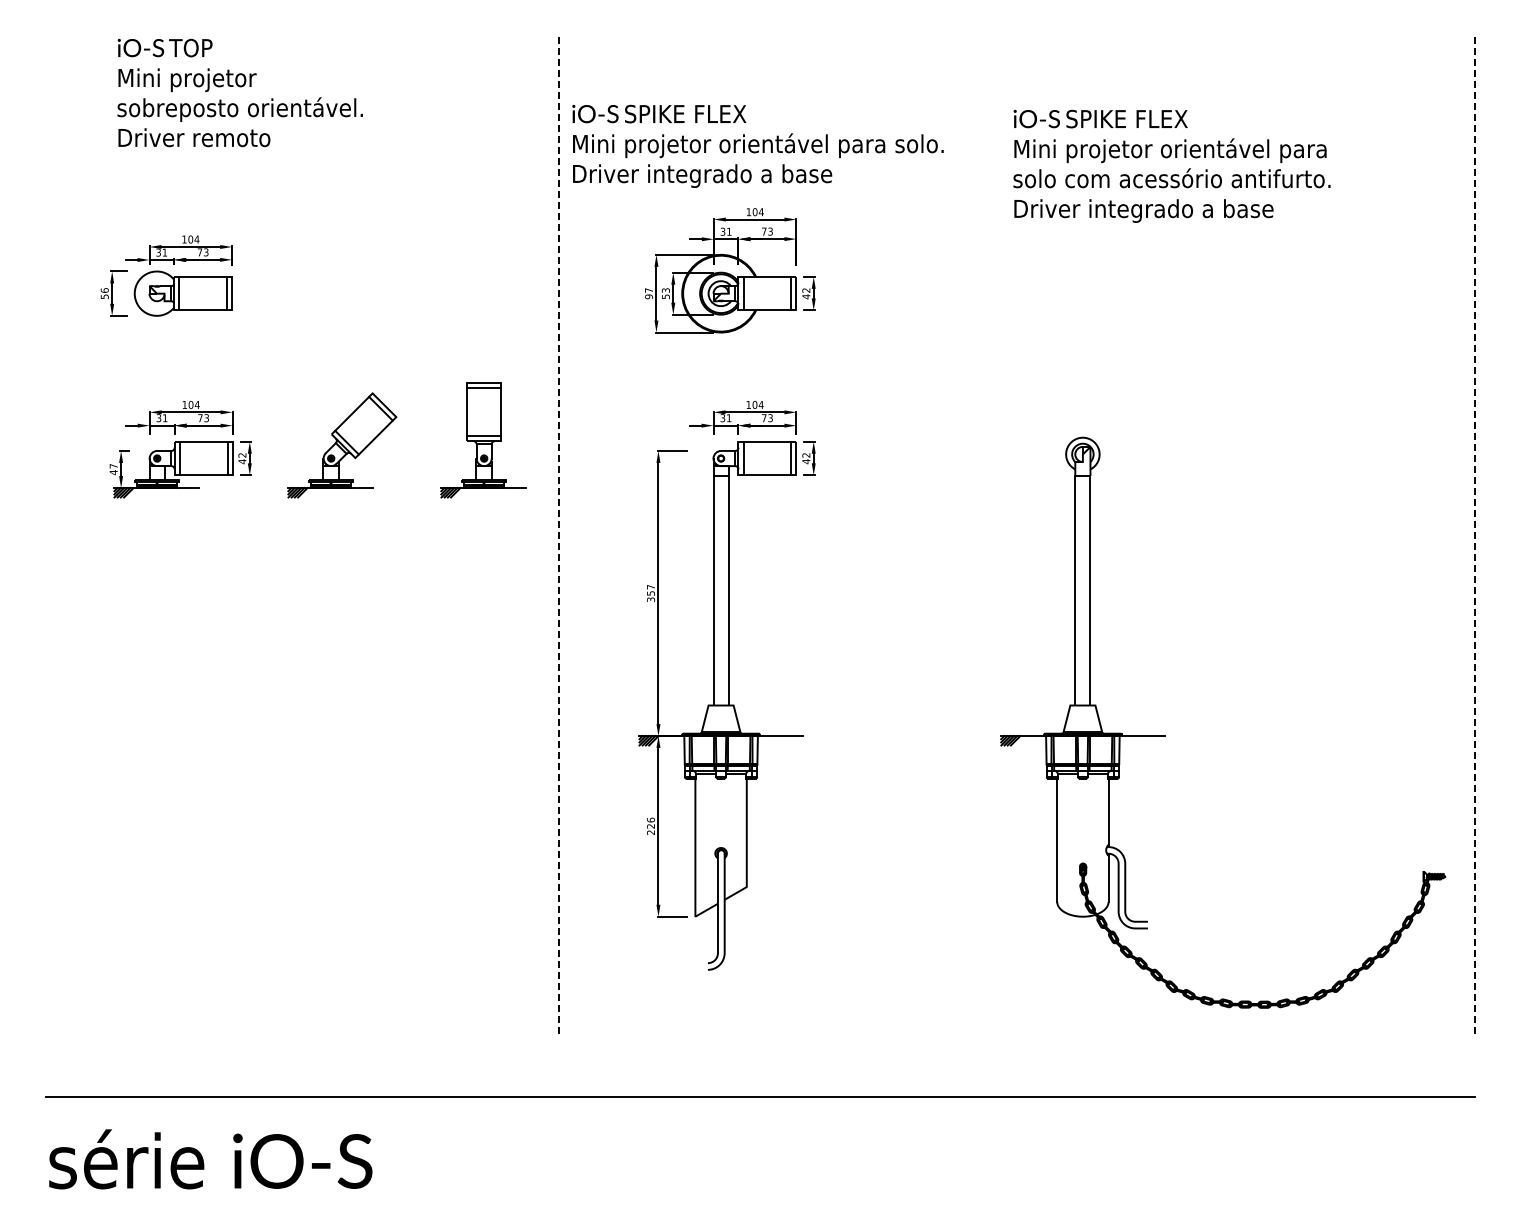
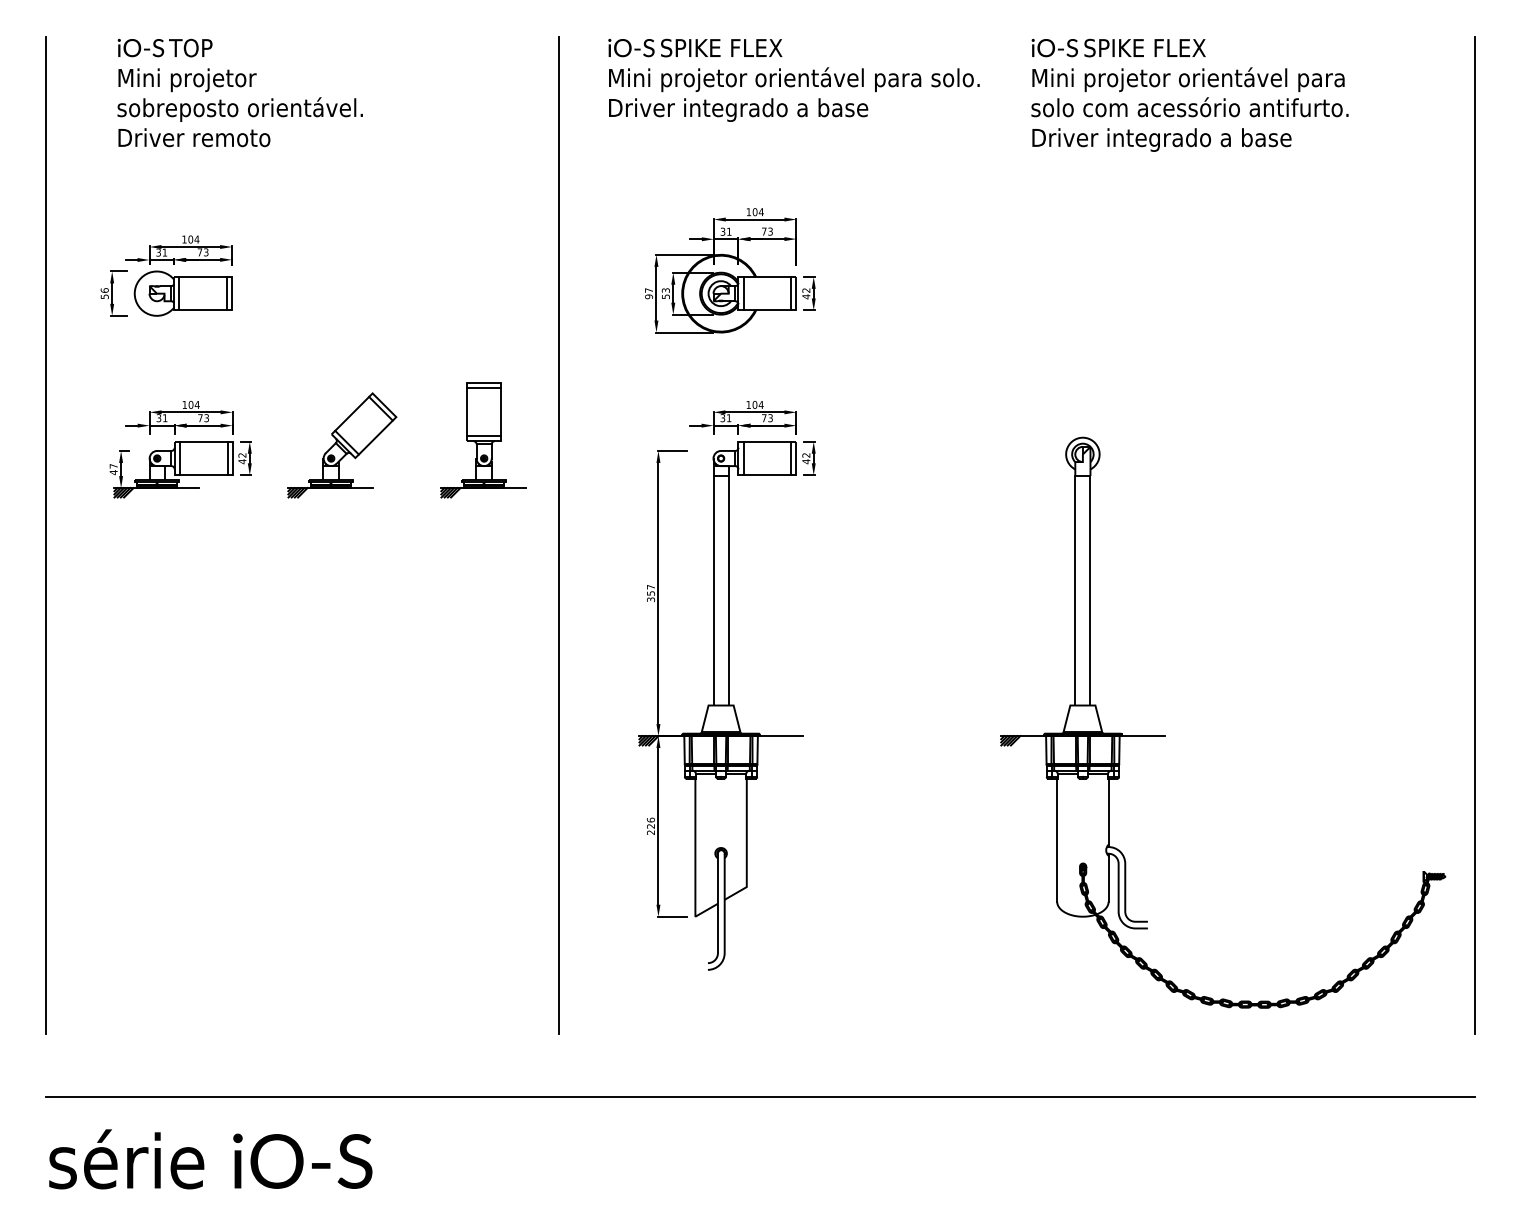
text position: (757, 145) -> (793, 79) (793, 79)
text position: (1171, 165) -> (1189, 94) (1189, 94)
line: none -> present (45, 535)
line: dashed -> solid (558, 535)
line: dashed -> solid (1475, 535)
